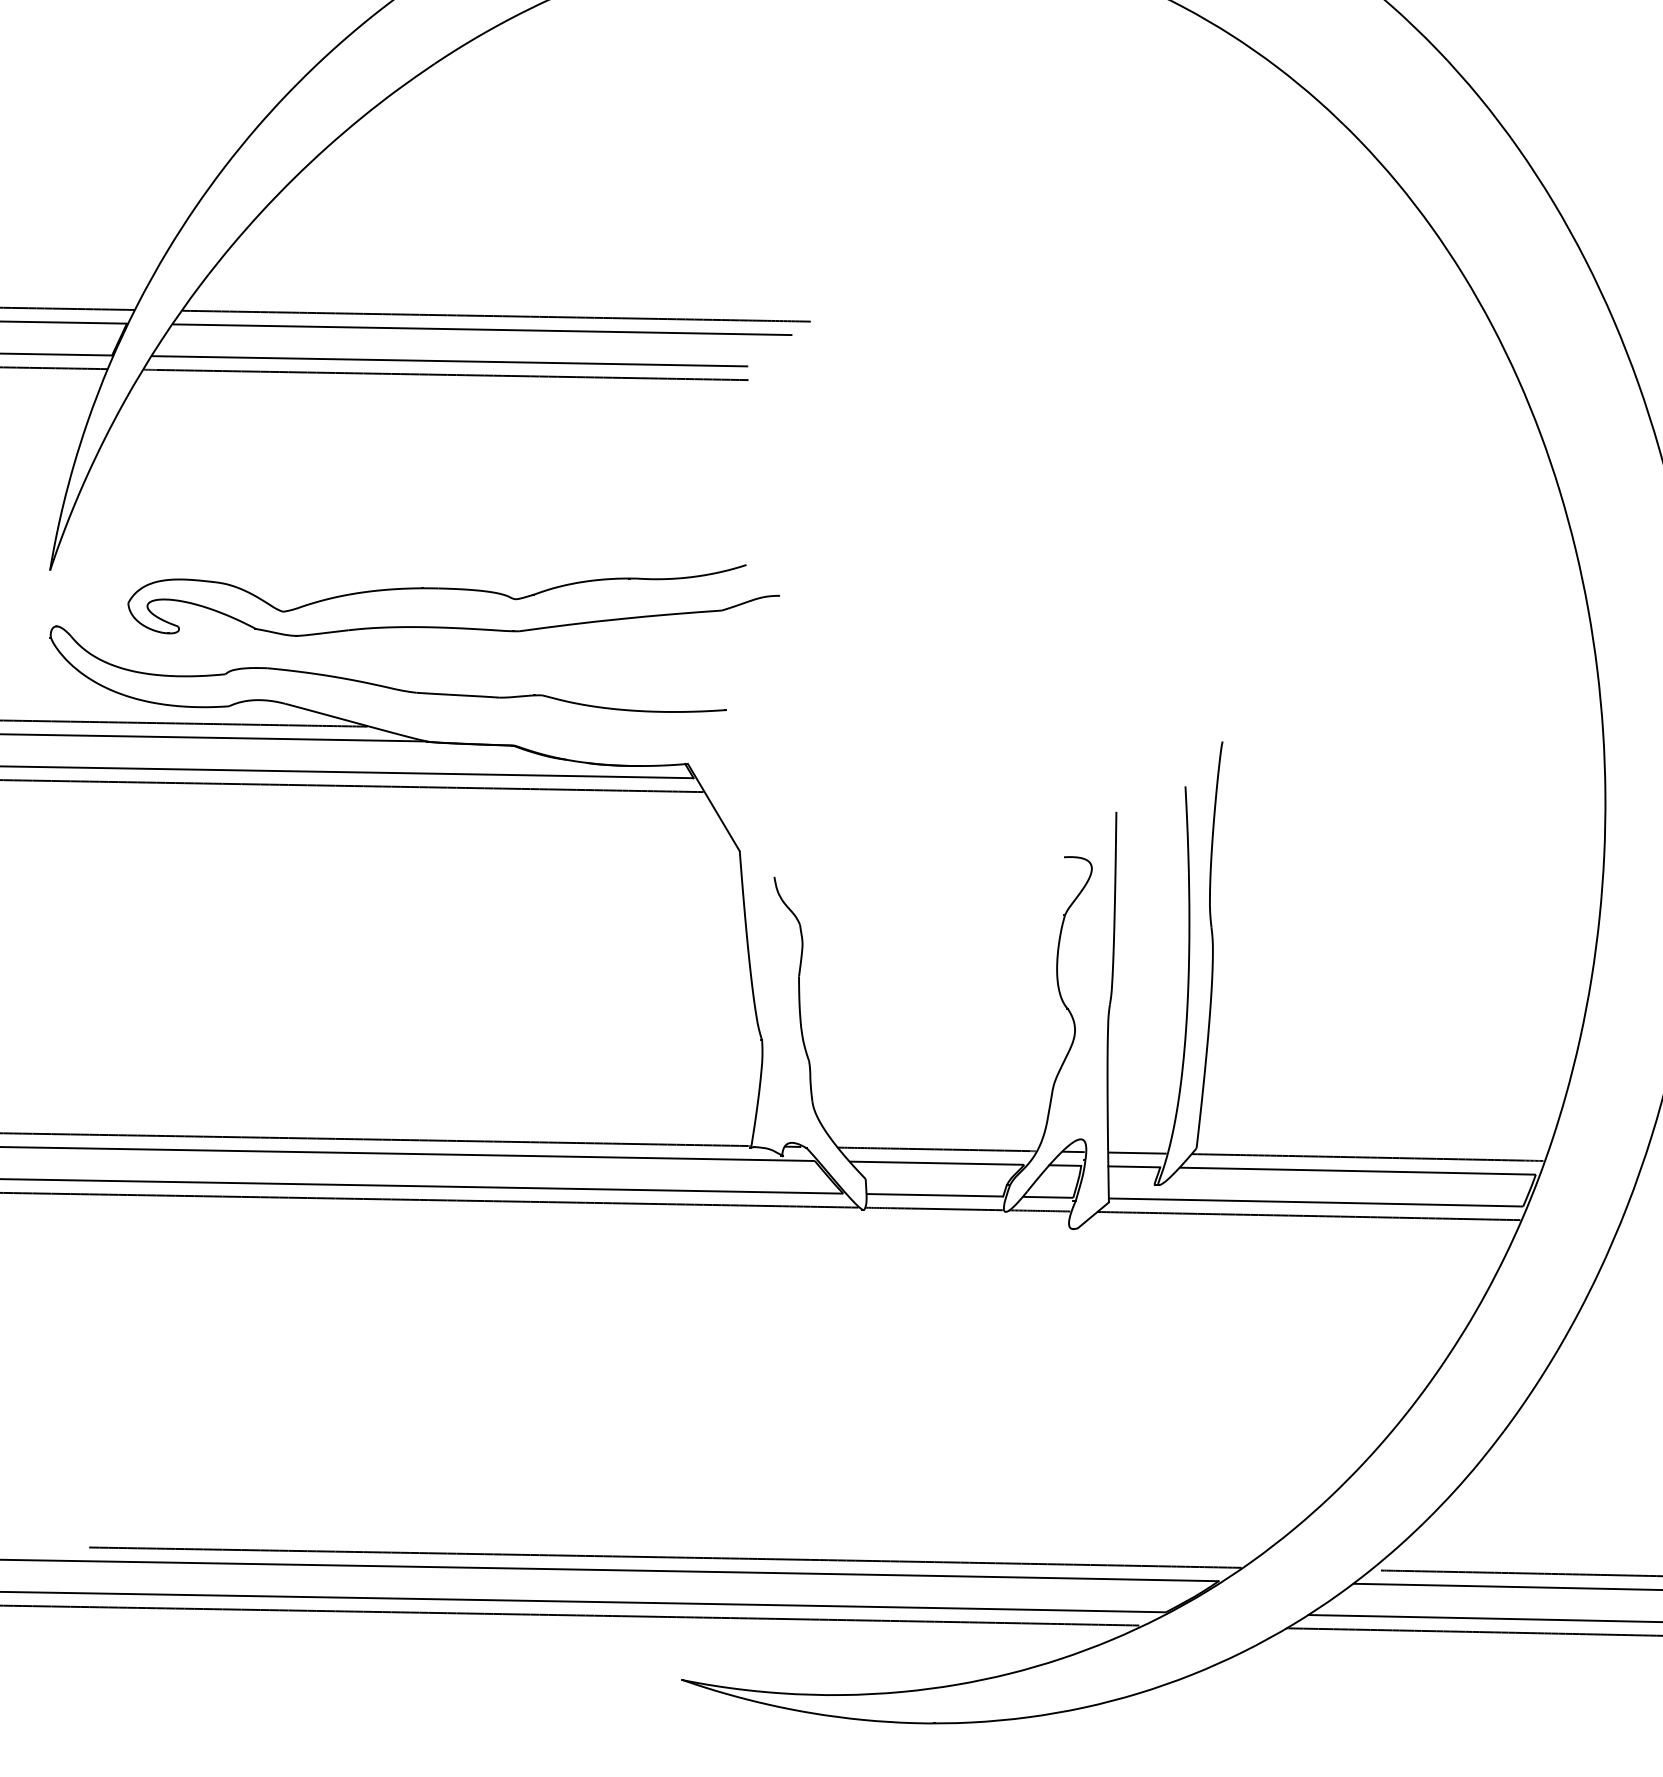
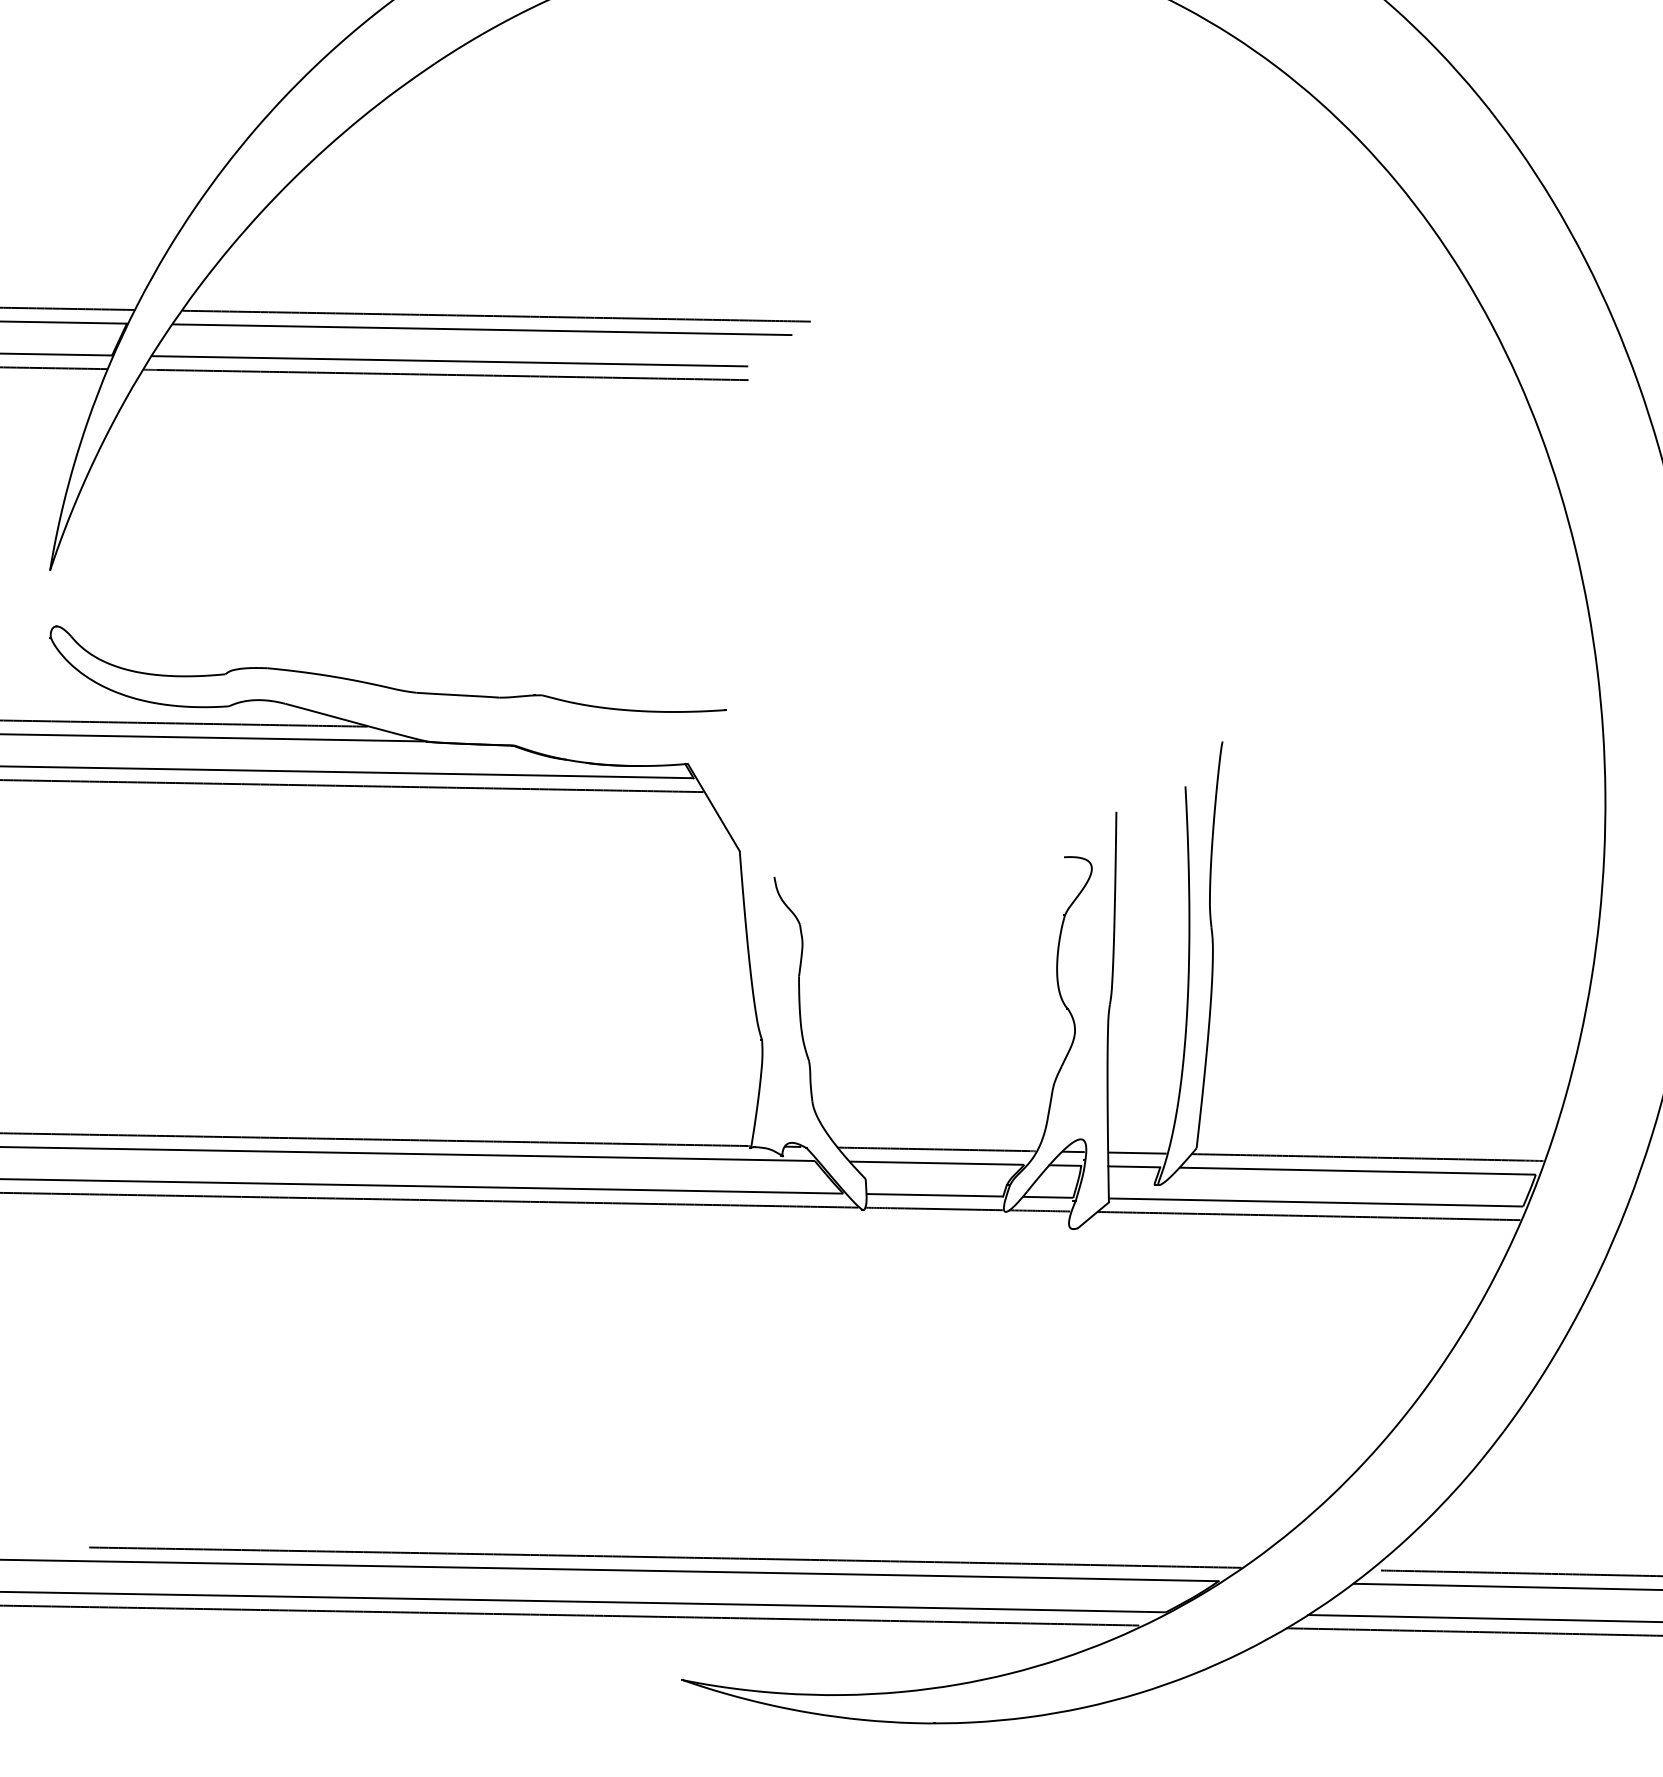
part: present -> none (453, 589)
